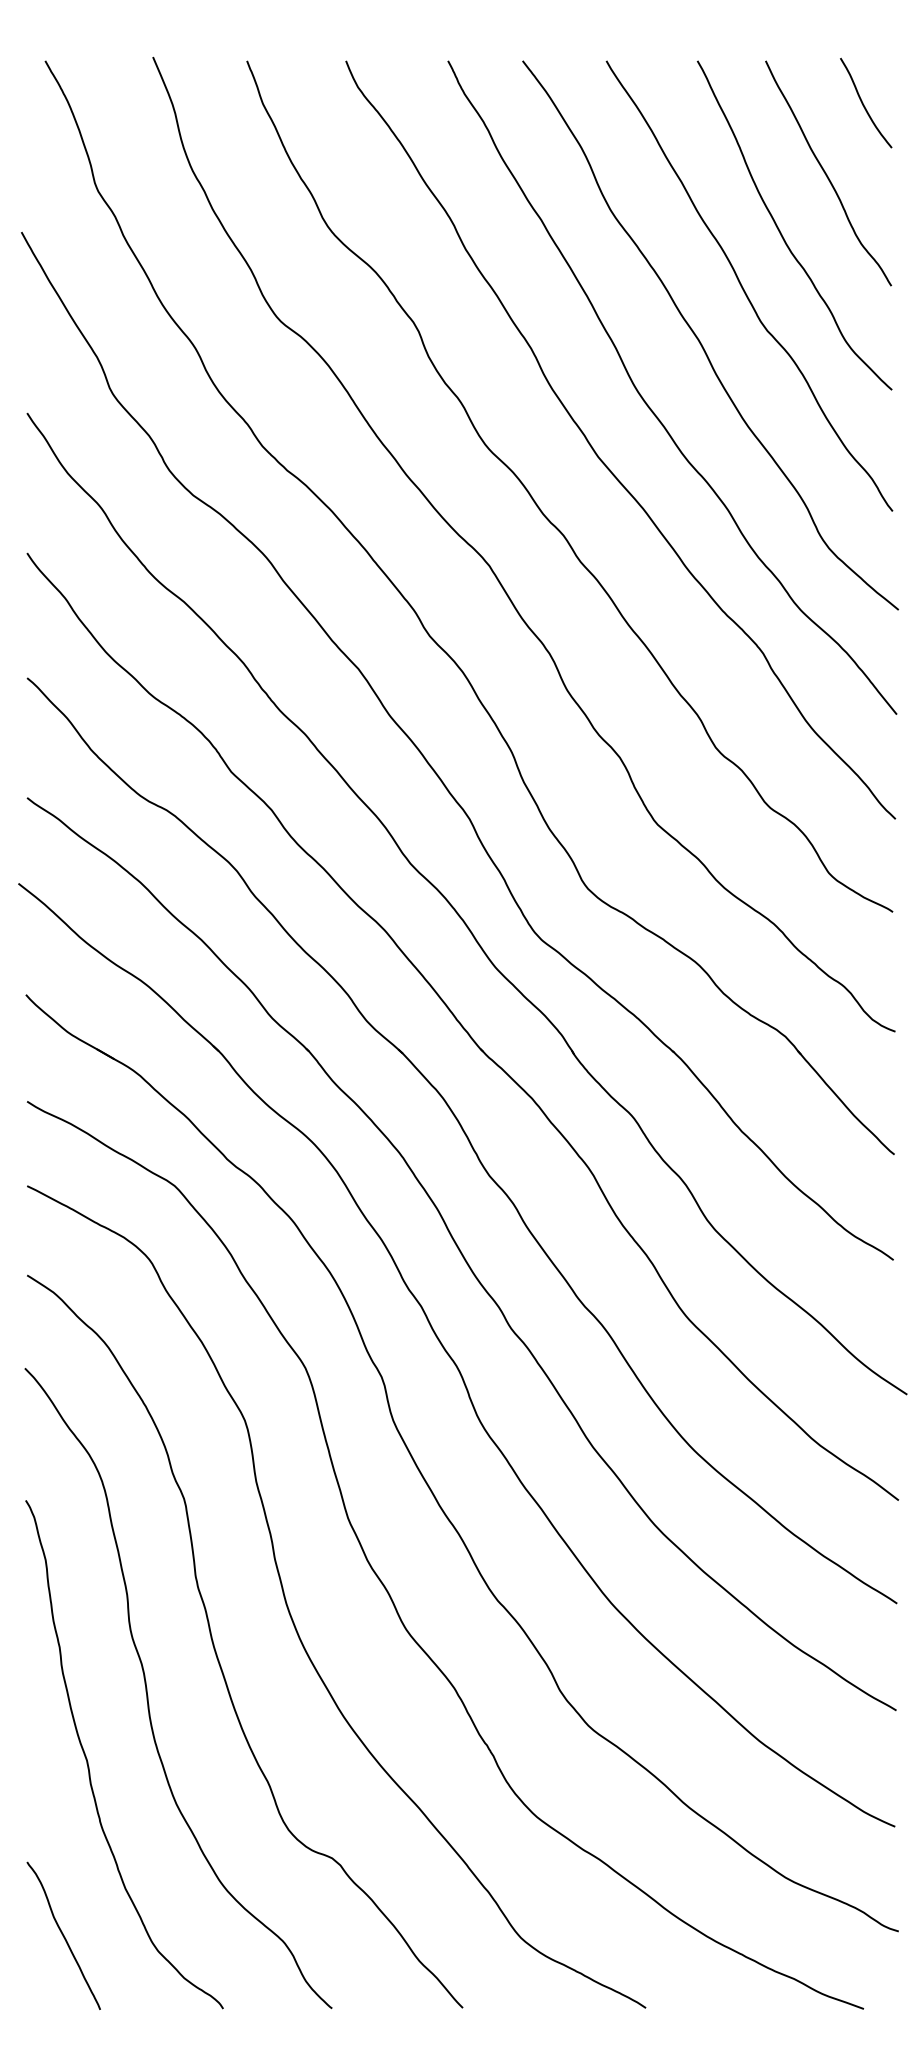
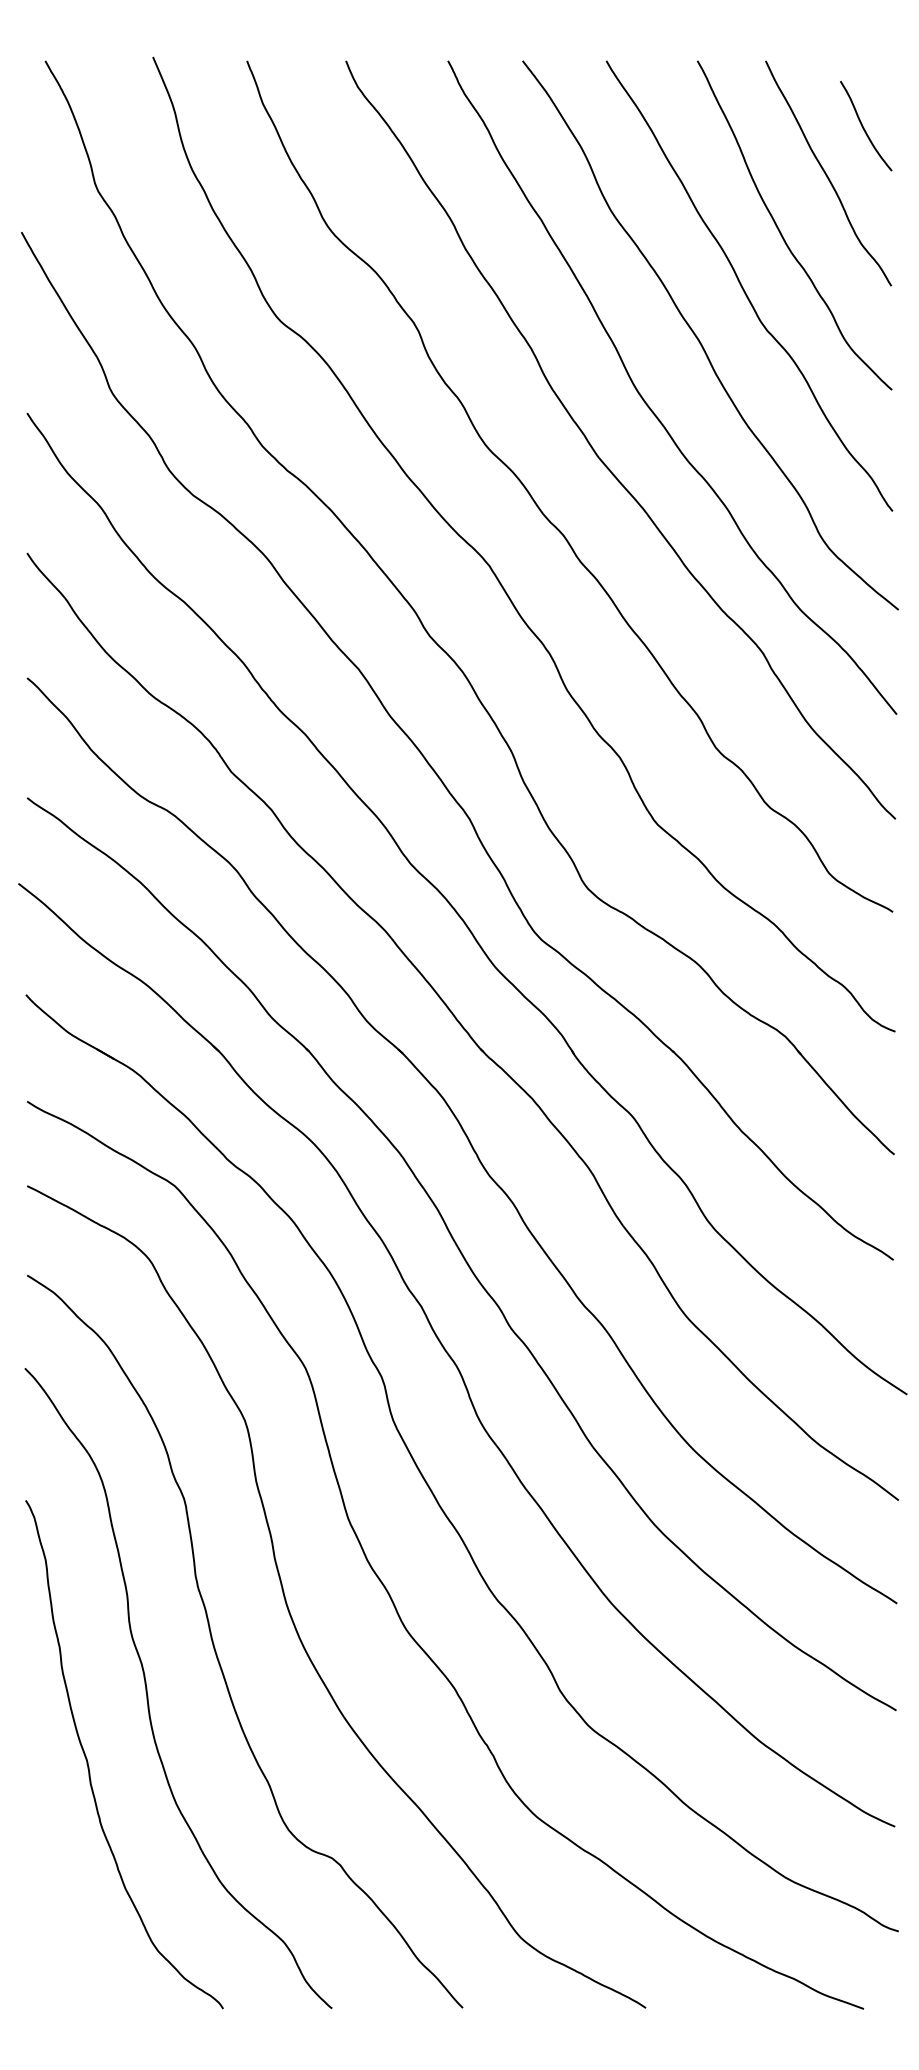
curve position: (864, 104) -> (864, 127) (864, 127)
curve: present -> none (63, 1935)
